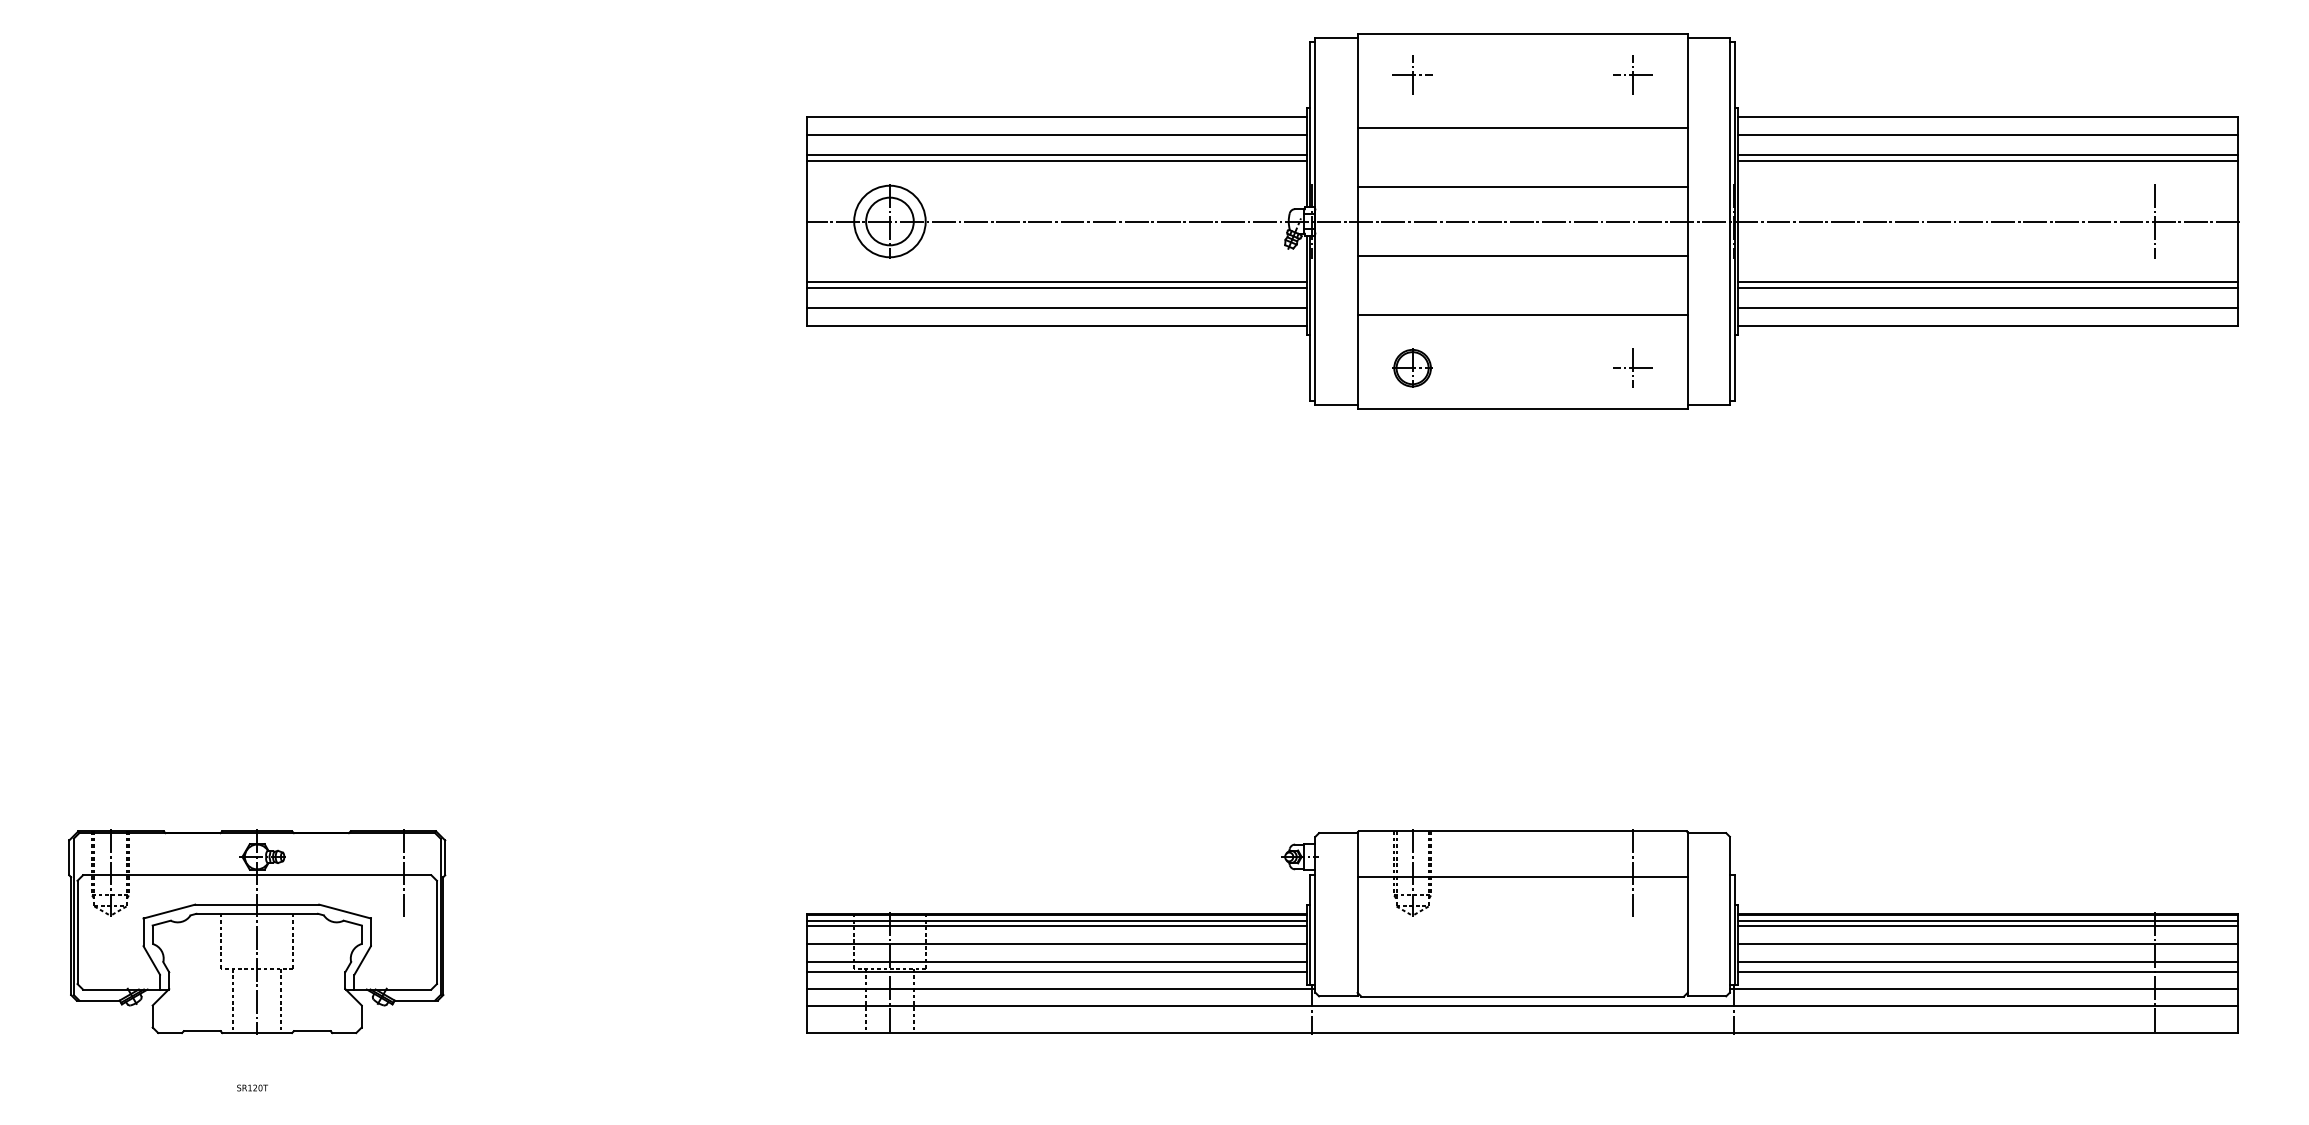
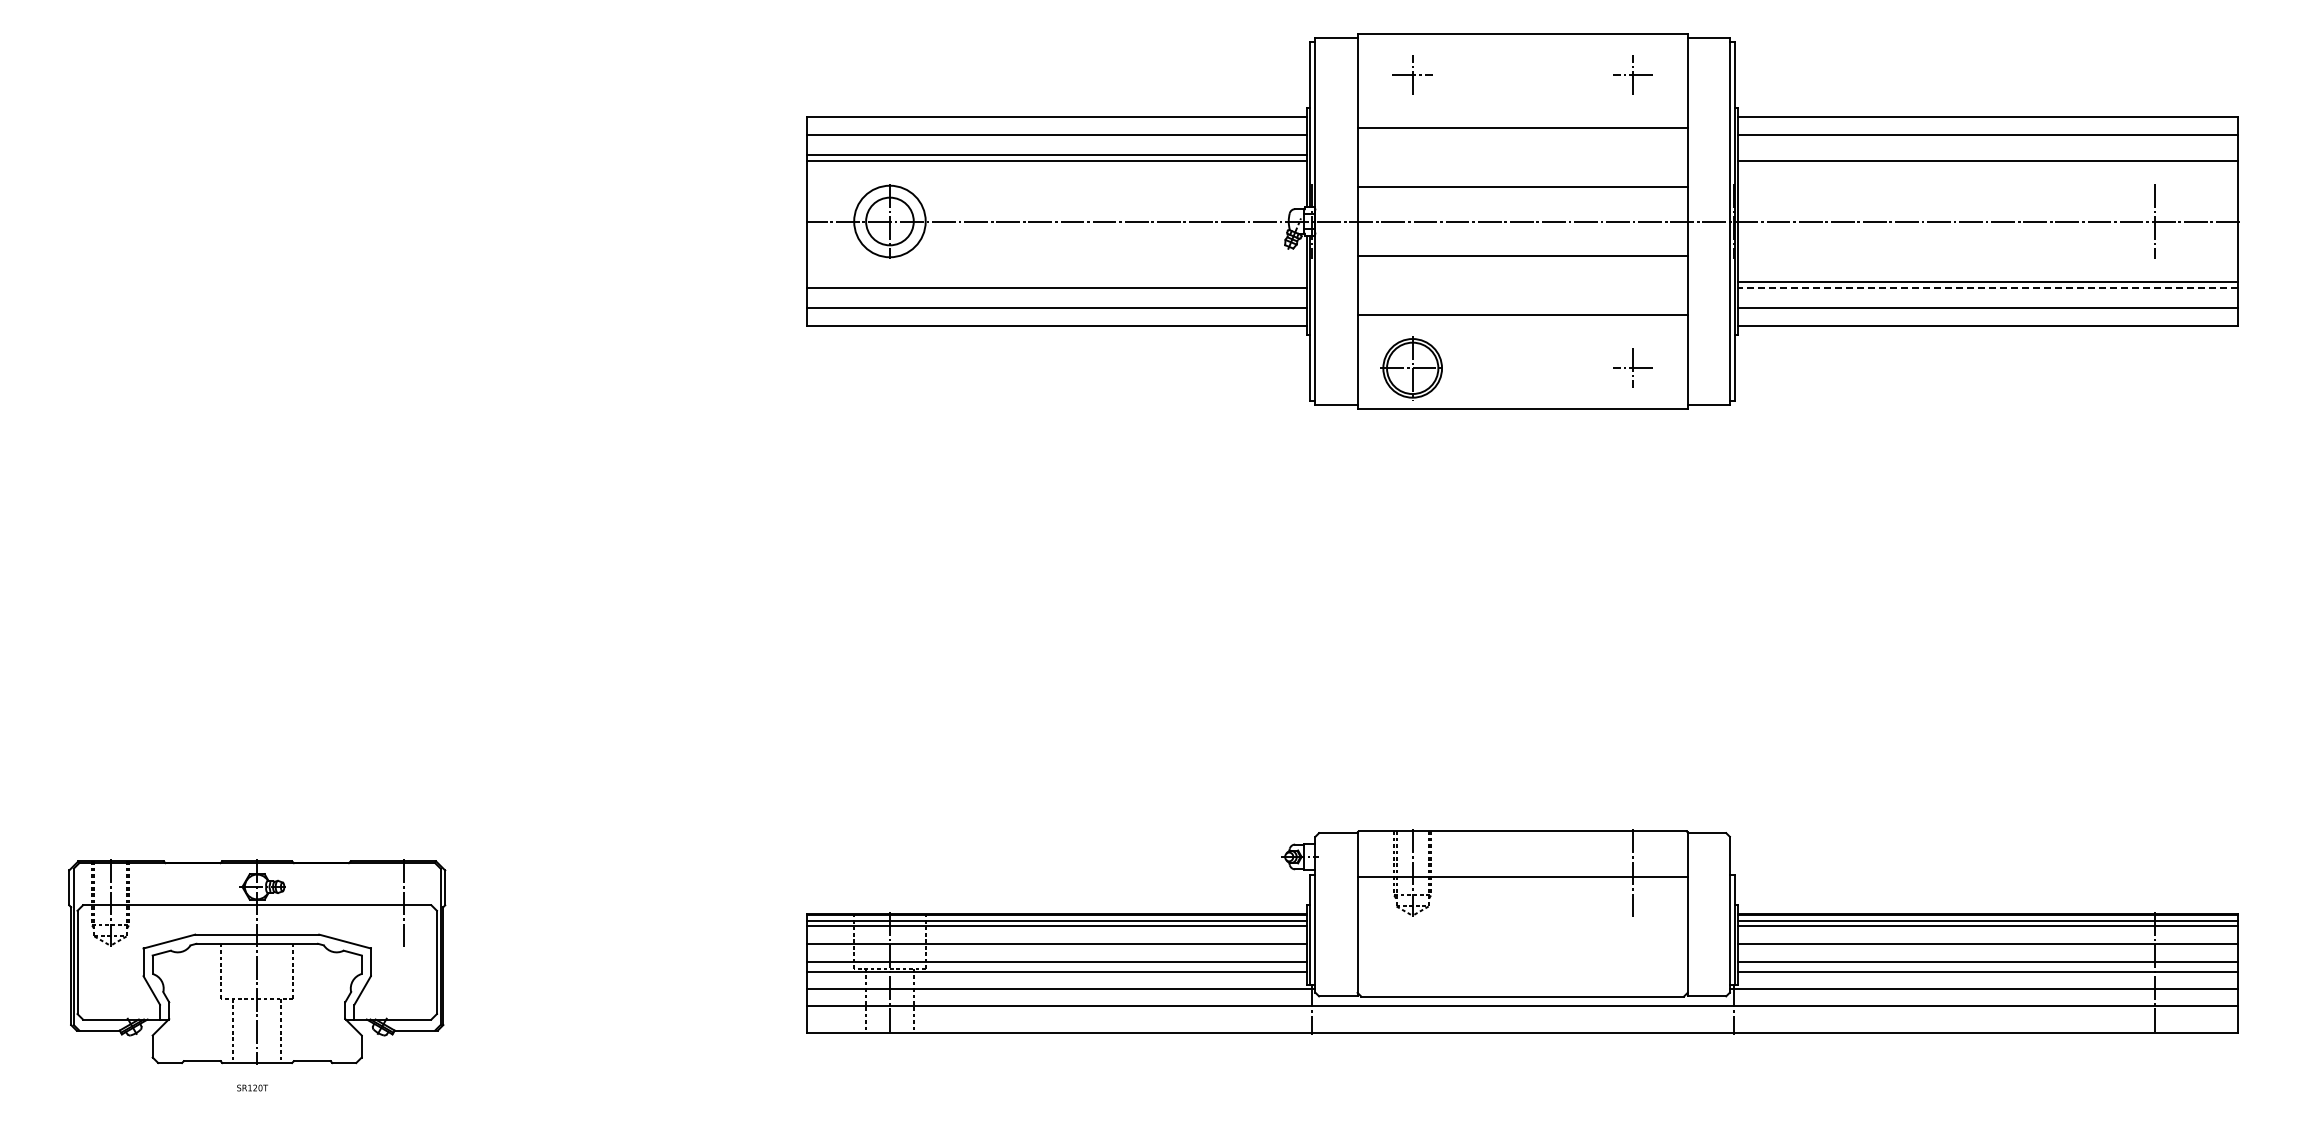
line: present -> none (1987, 154)
line: present -> none (1057, 282)
line: solid -> dashed (1988, 288)
part size: 41x40 px -> 63x65 px (1411, 368)
part position: (257, 931) -> (257, 961) (257, 961)
